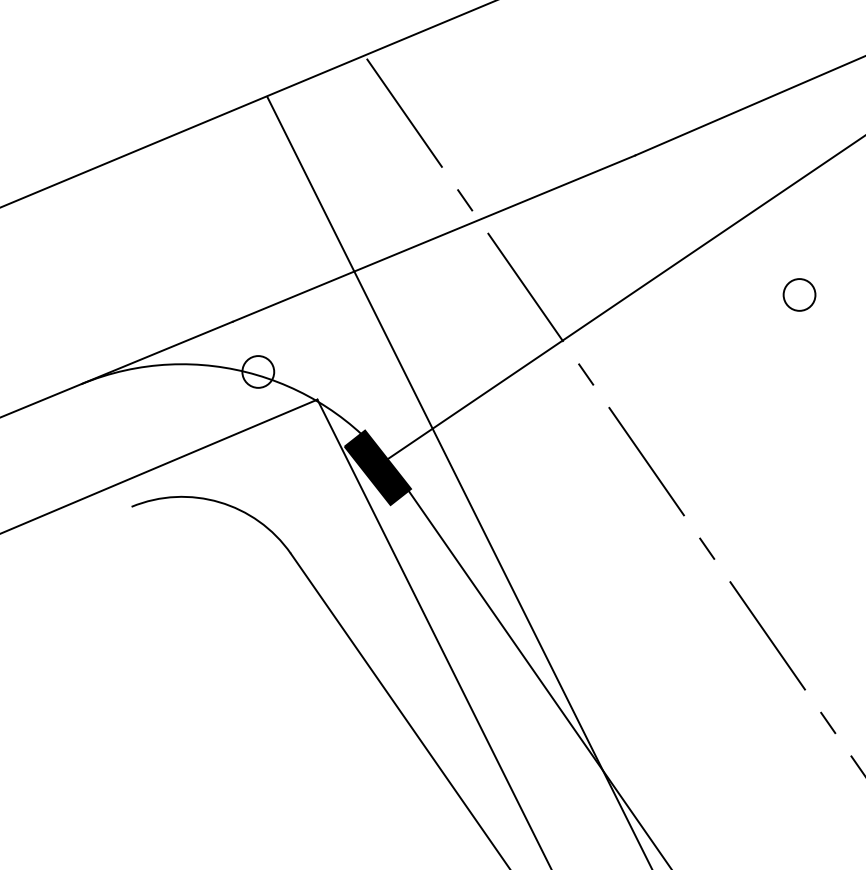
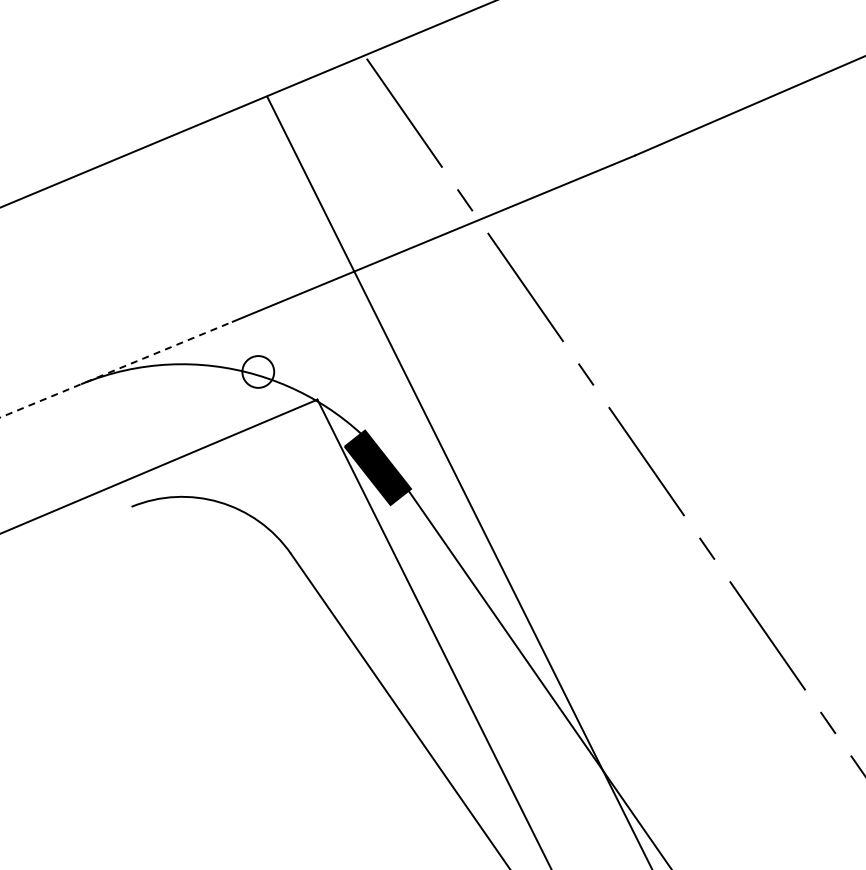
circle: present -> none (799, 294)
line: present -> none (623, 298)
line: solid -> dashed (117, 369)
